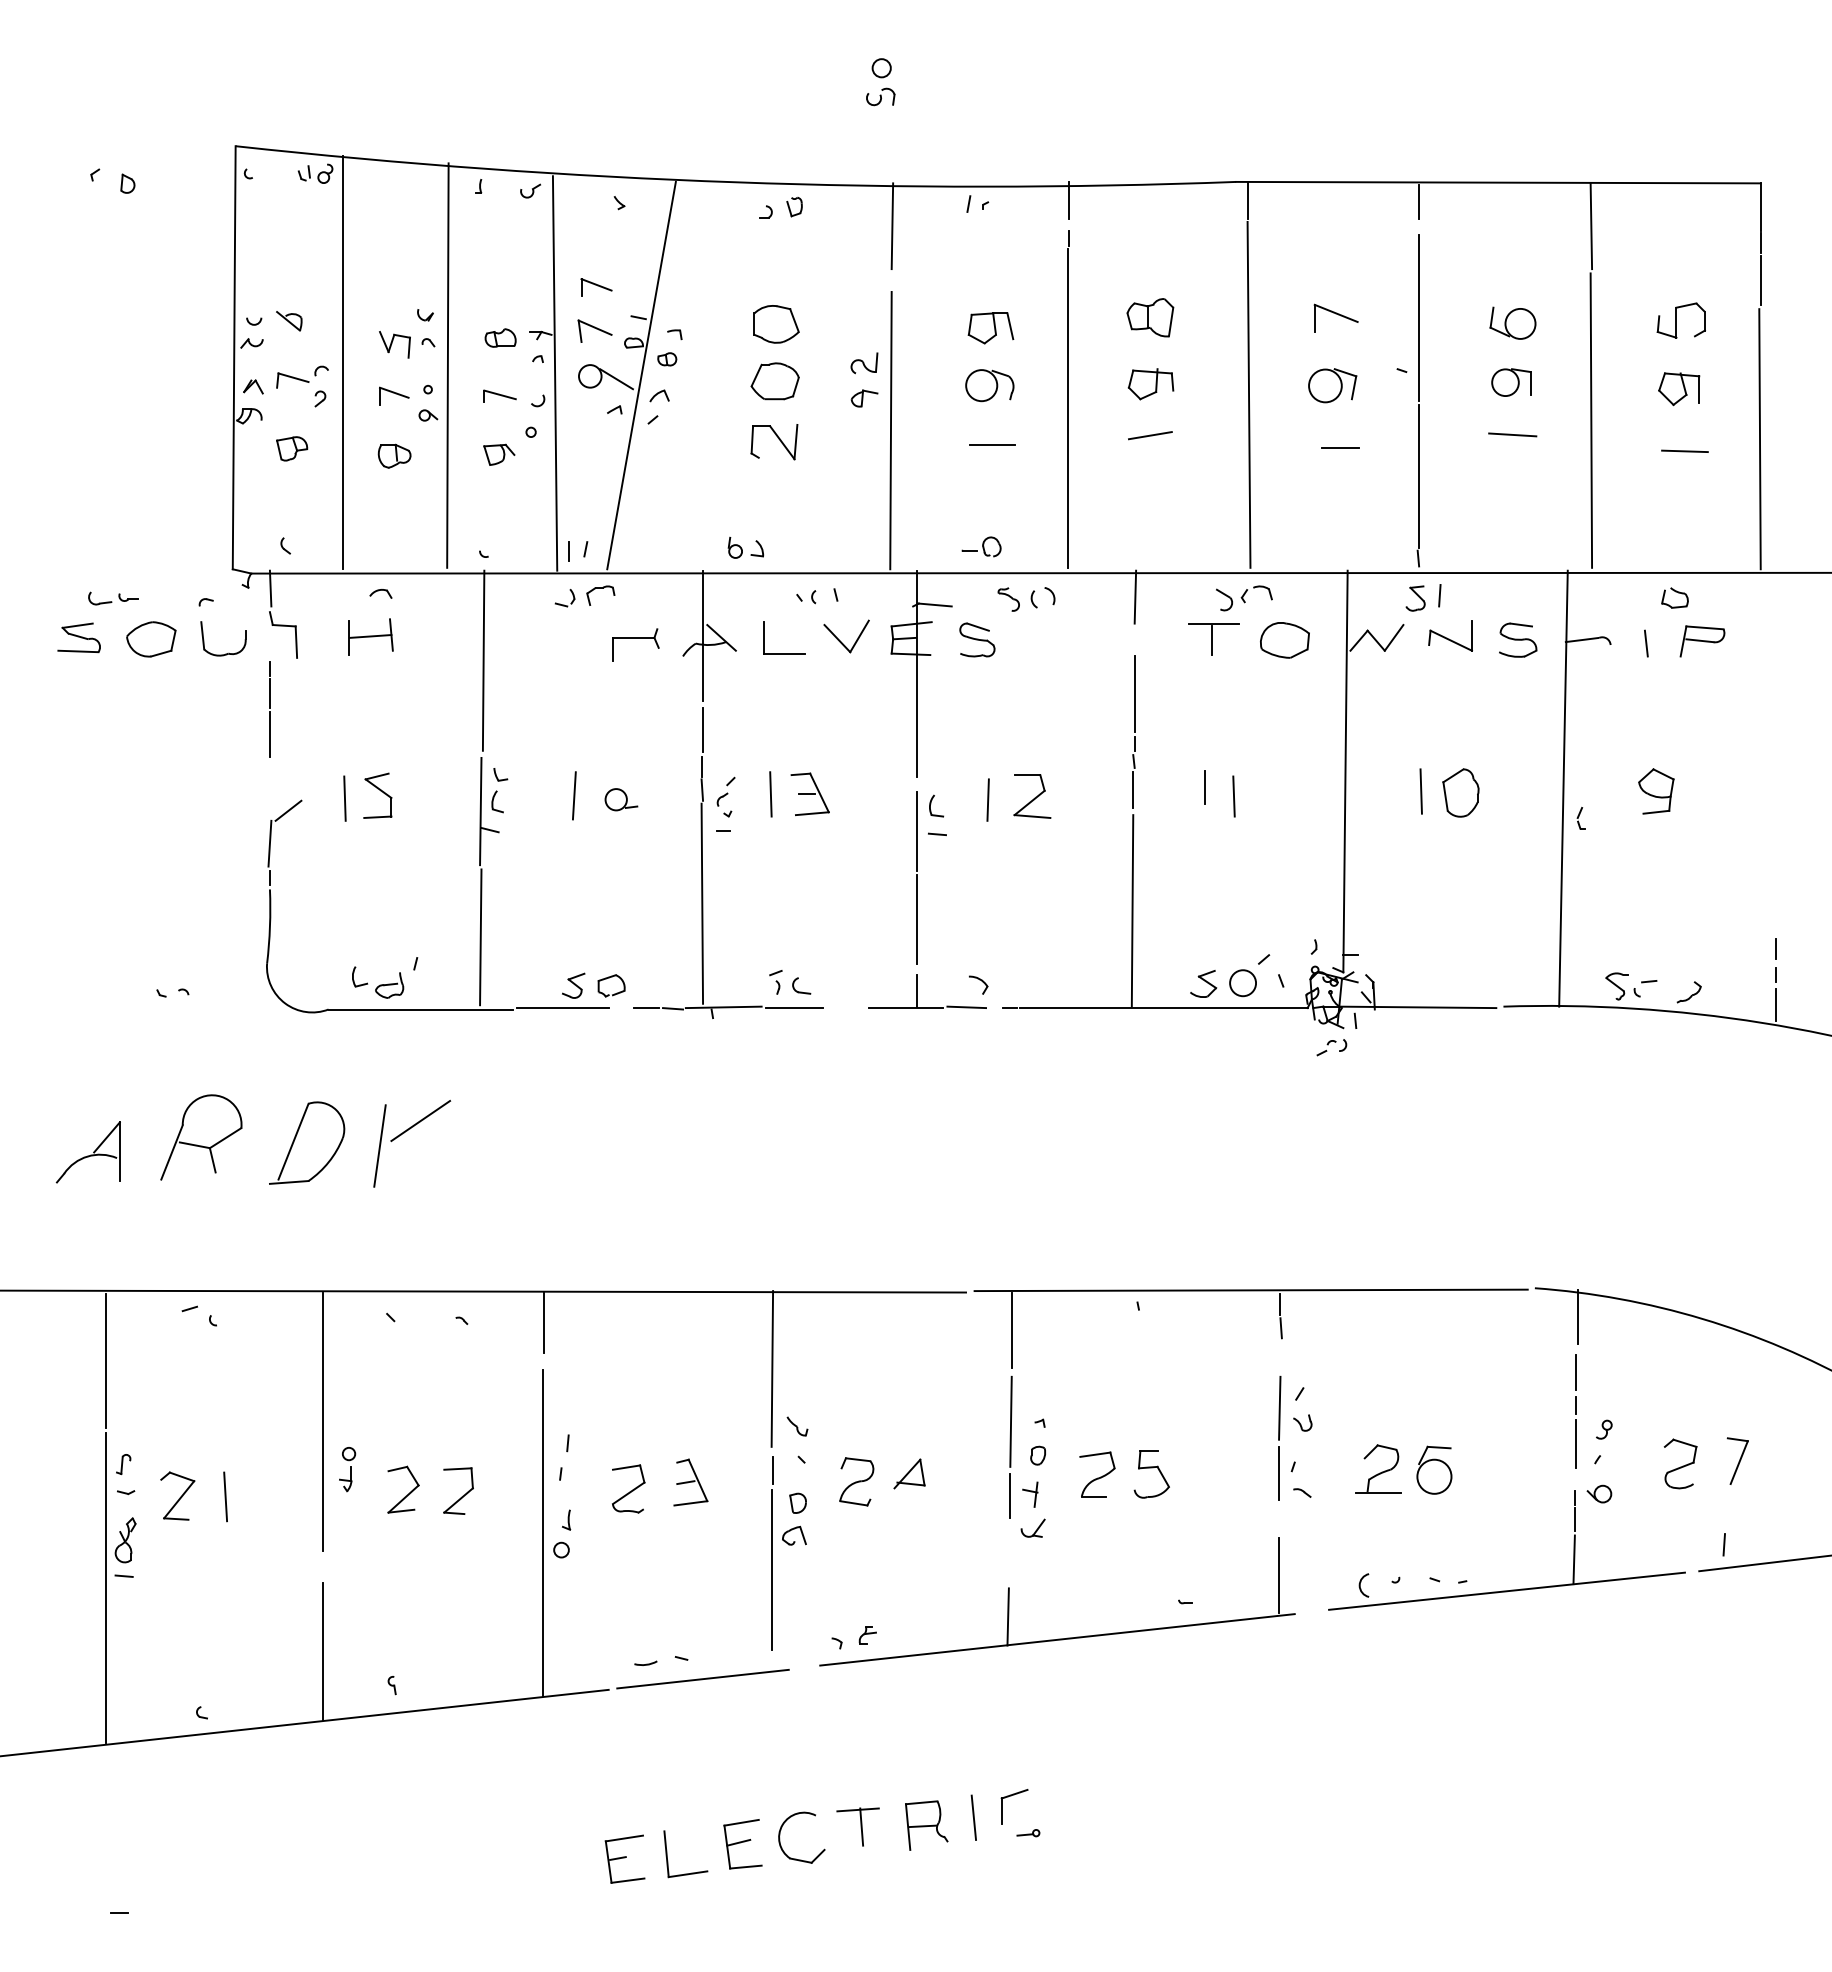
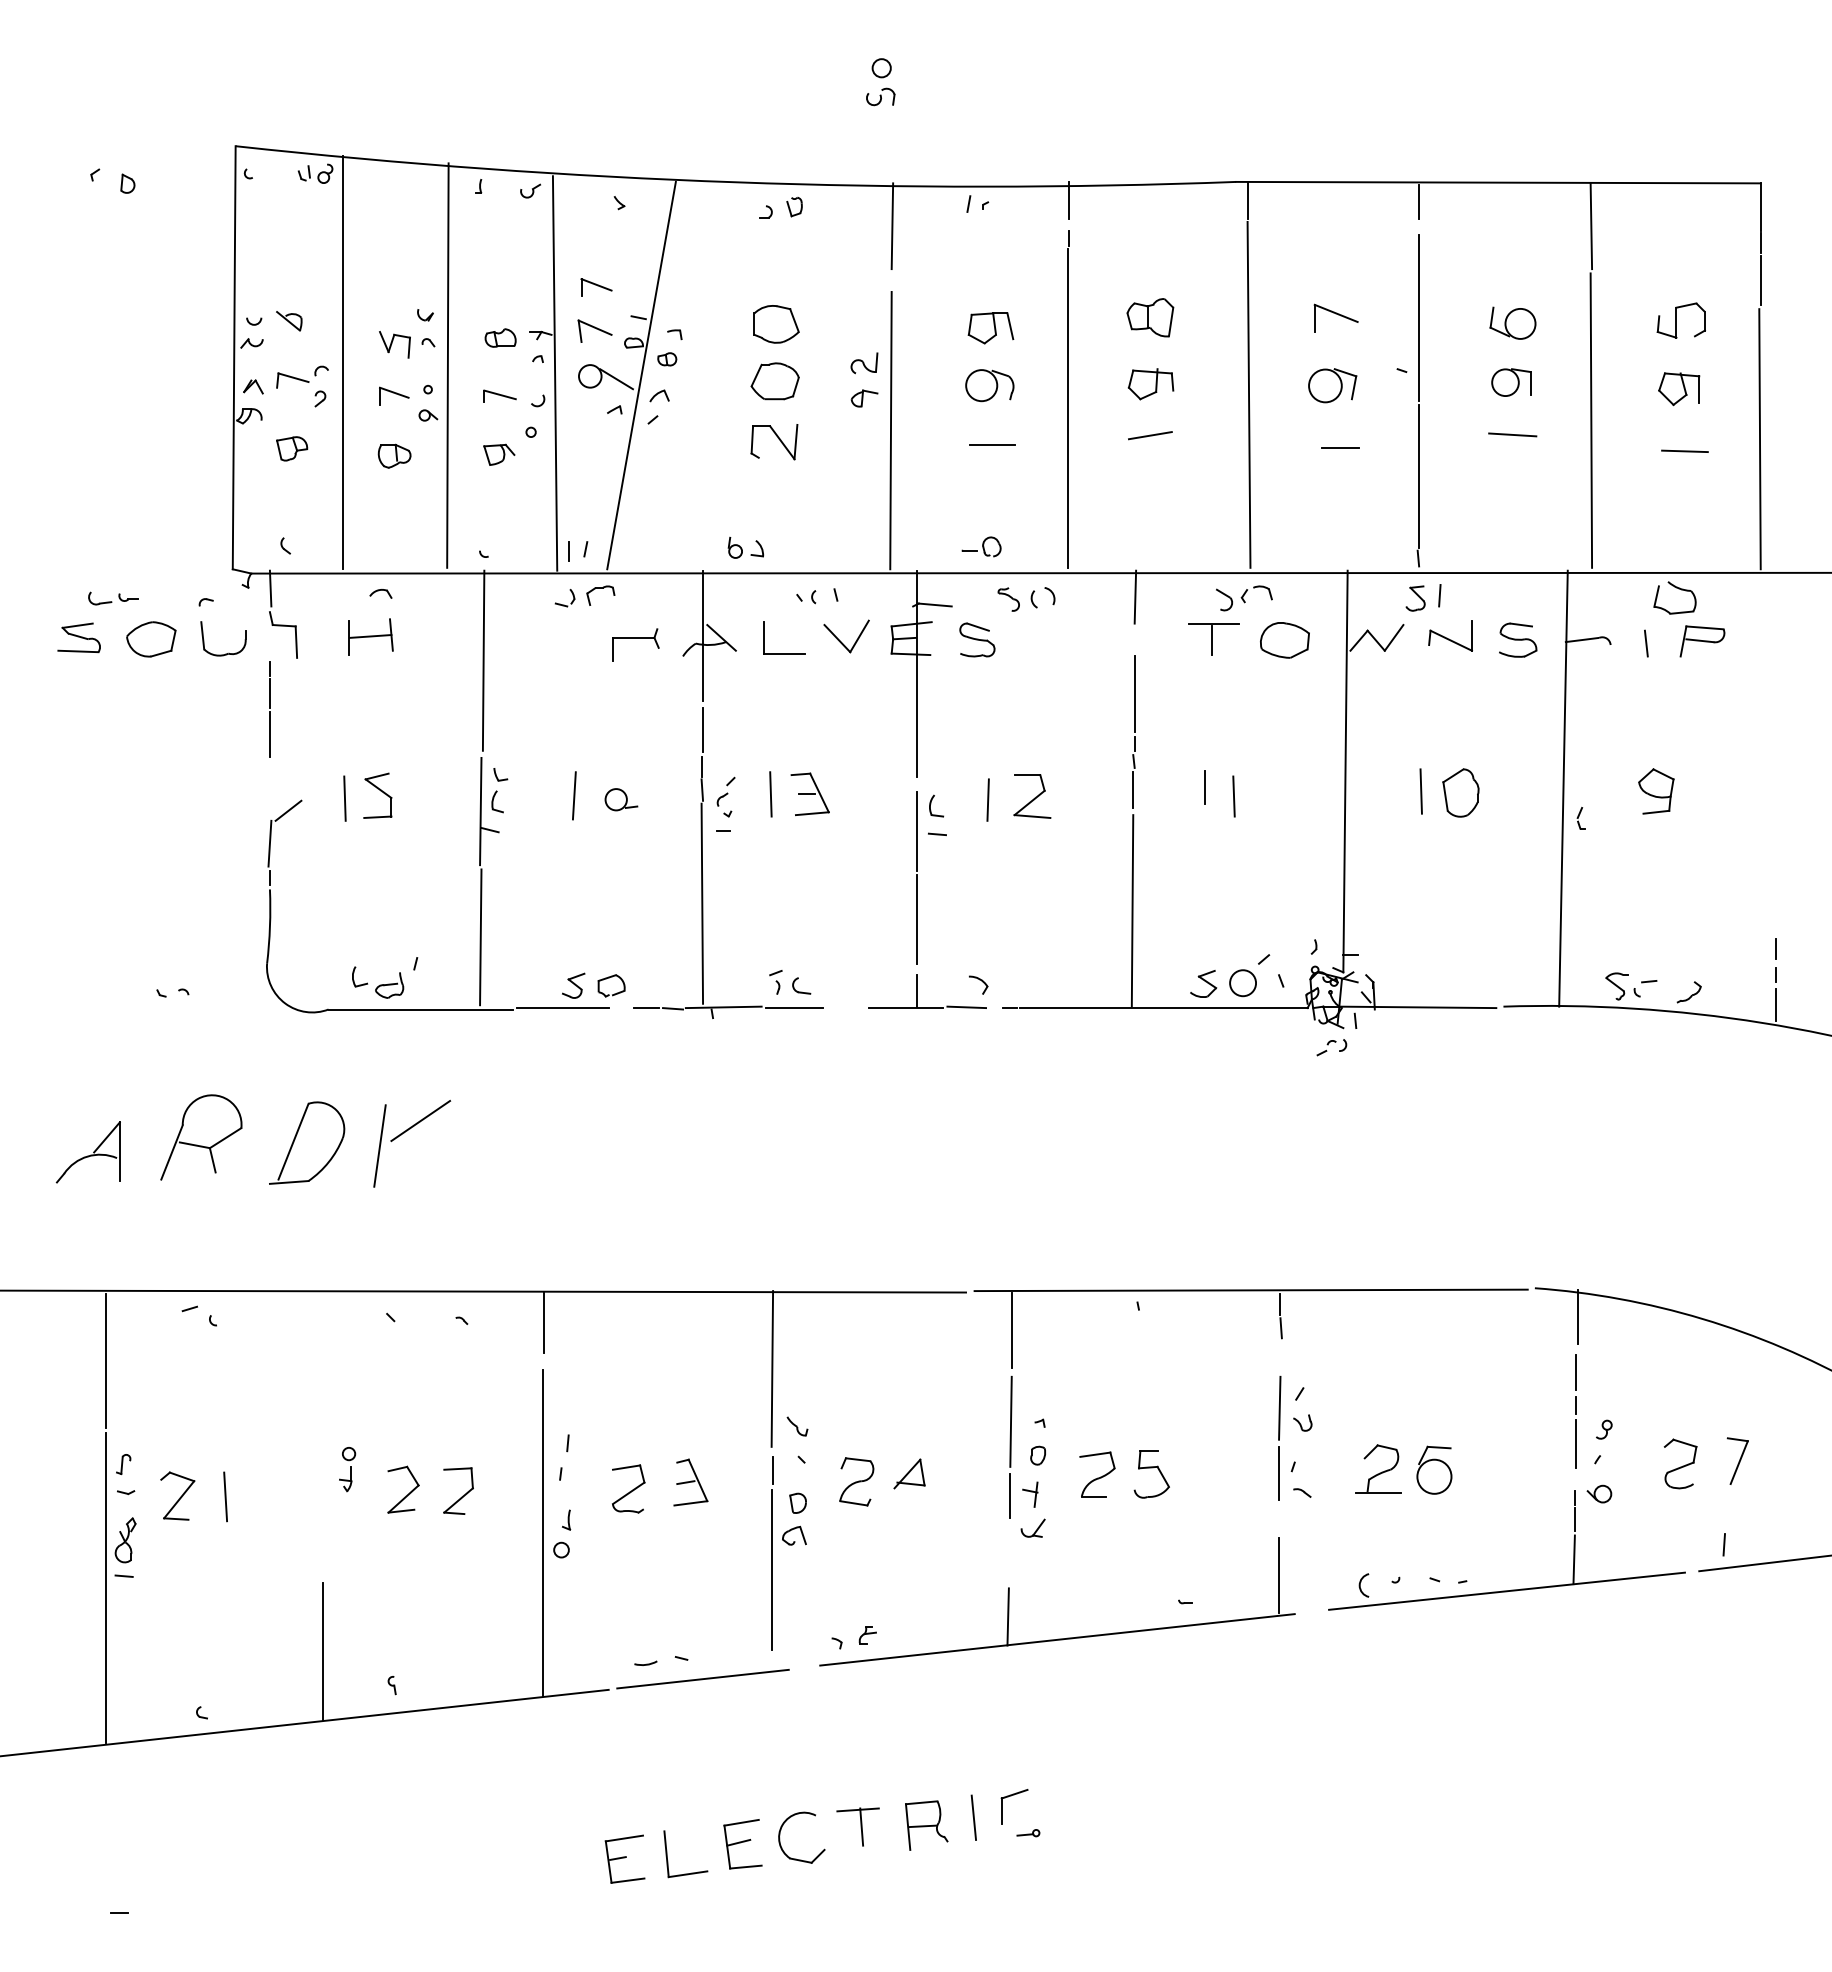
part size: 28x22 px -> 44x34 px (1674, 597)
line: present -> none (322, 1421)
